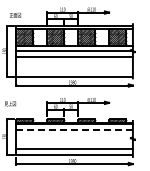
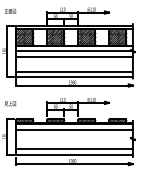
text position: (14, 14) -> (9, 10) (9, 10)
line: none -> present (74, 72)
line: dashed -> solid (75, 129)
